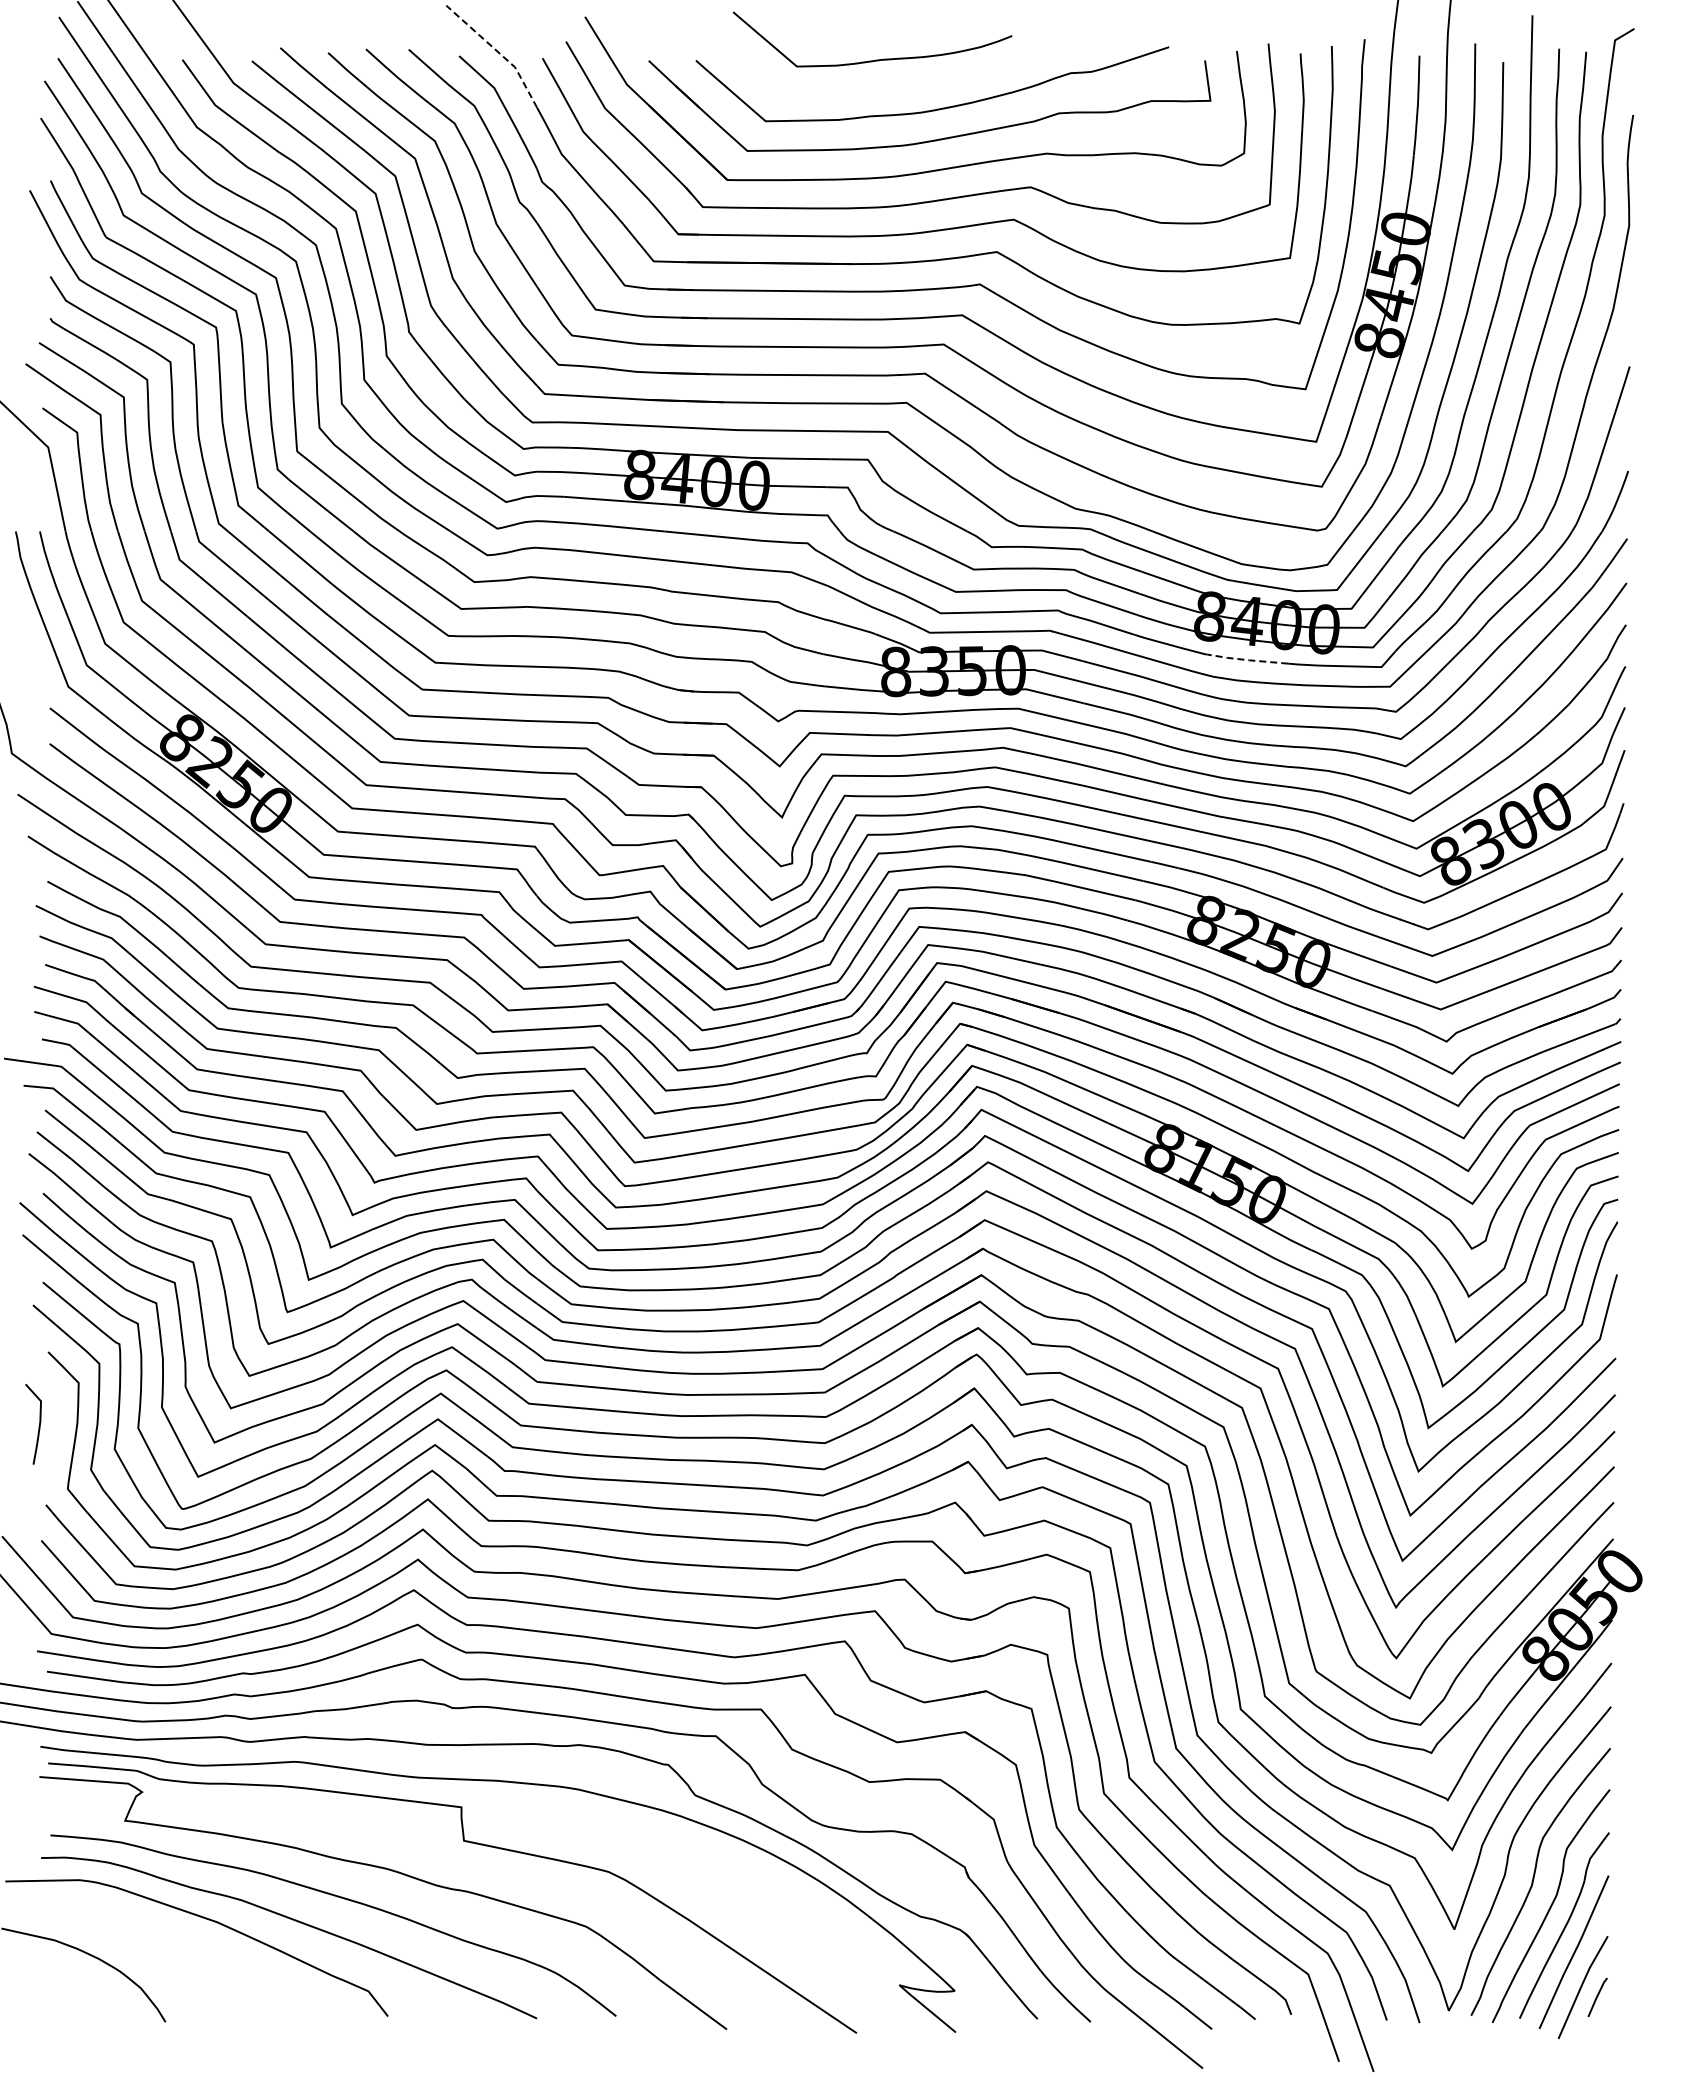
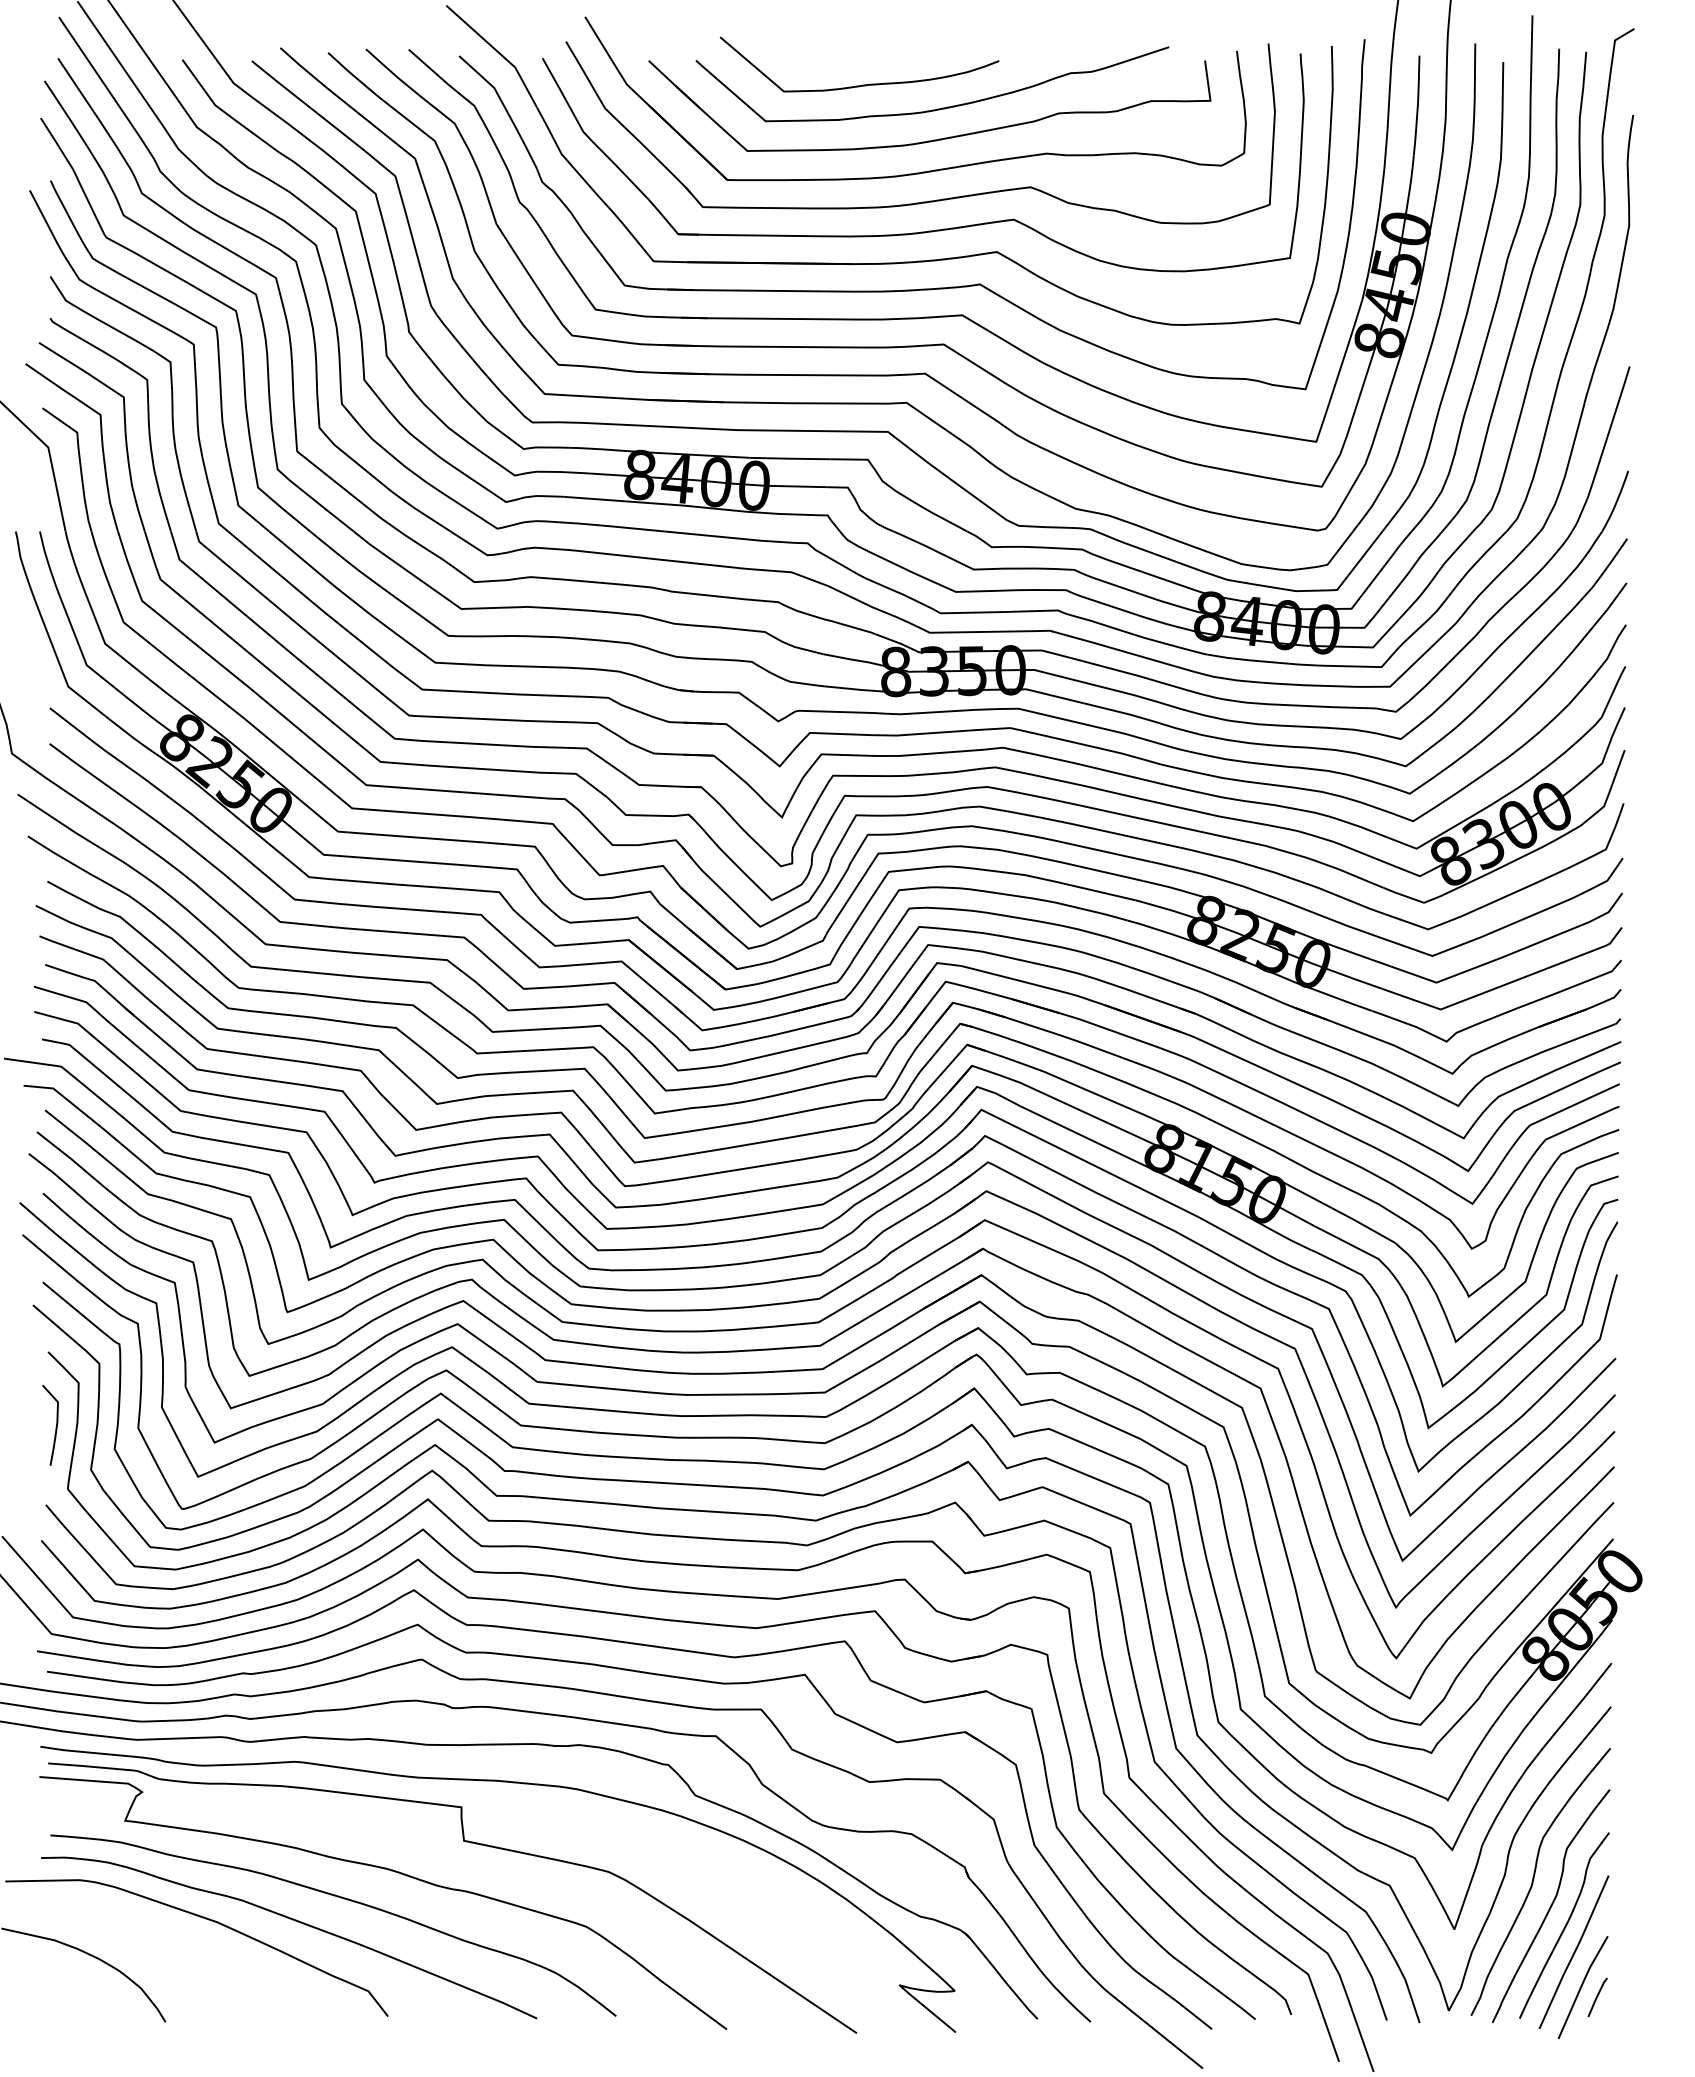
line: dashed -> solid (498, 52)
curve position: (875, 59) -> (862, 84) (862, 84)
line: dashed -> solid (1246, 660)
curve position: (38, 1425) -> (55, 1426) (55, 1426)
